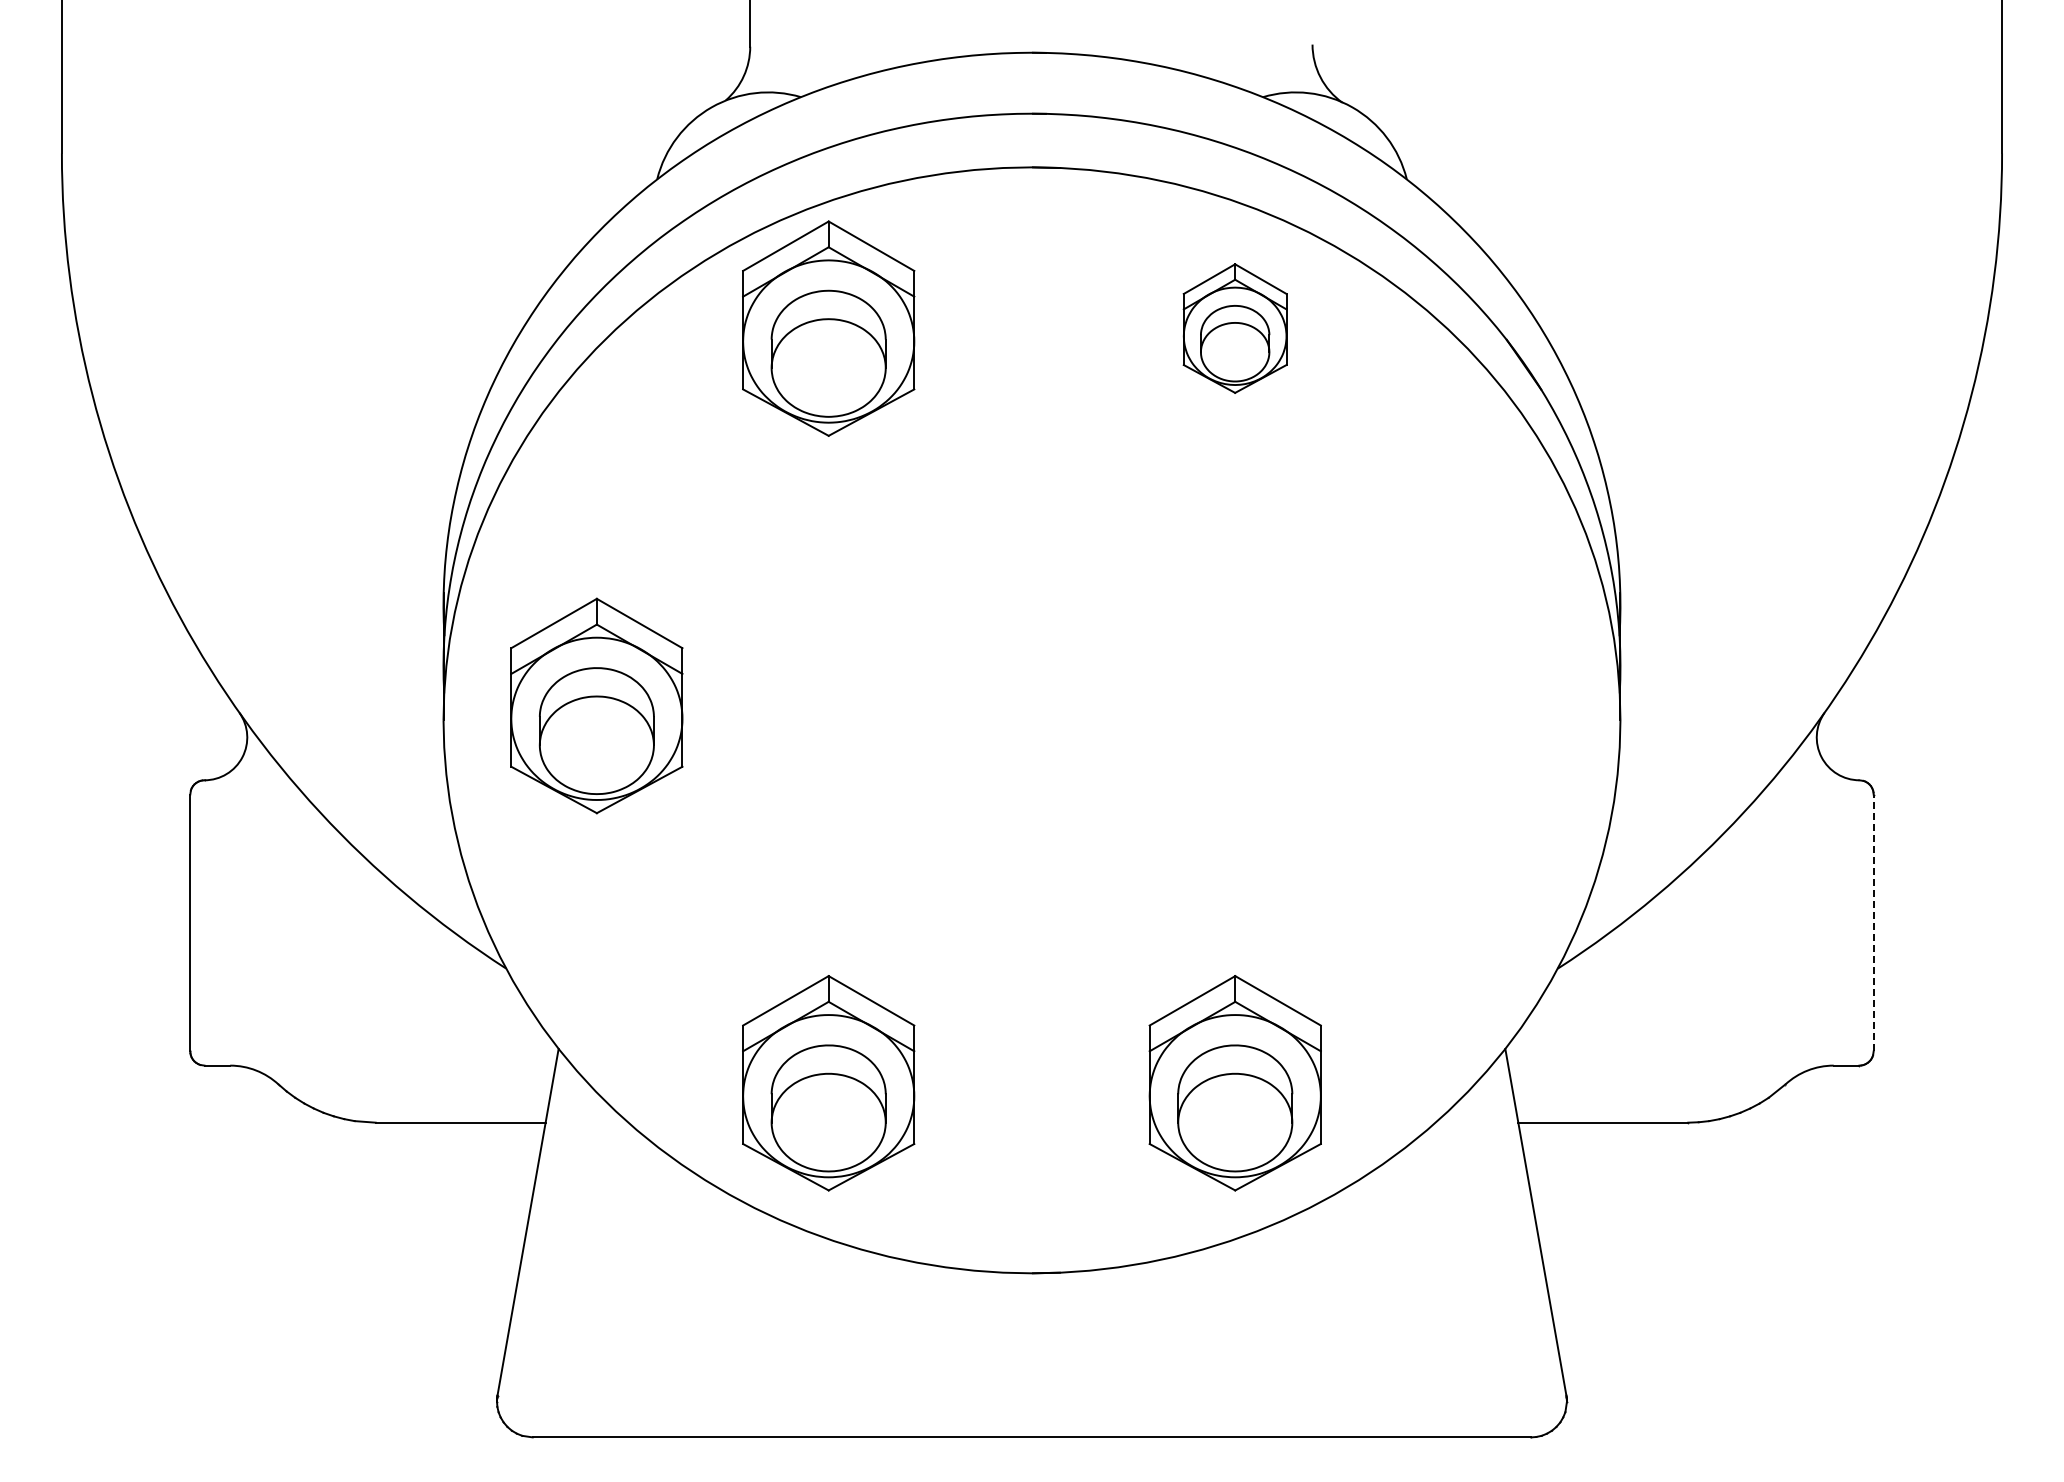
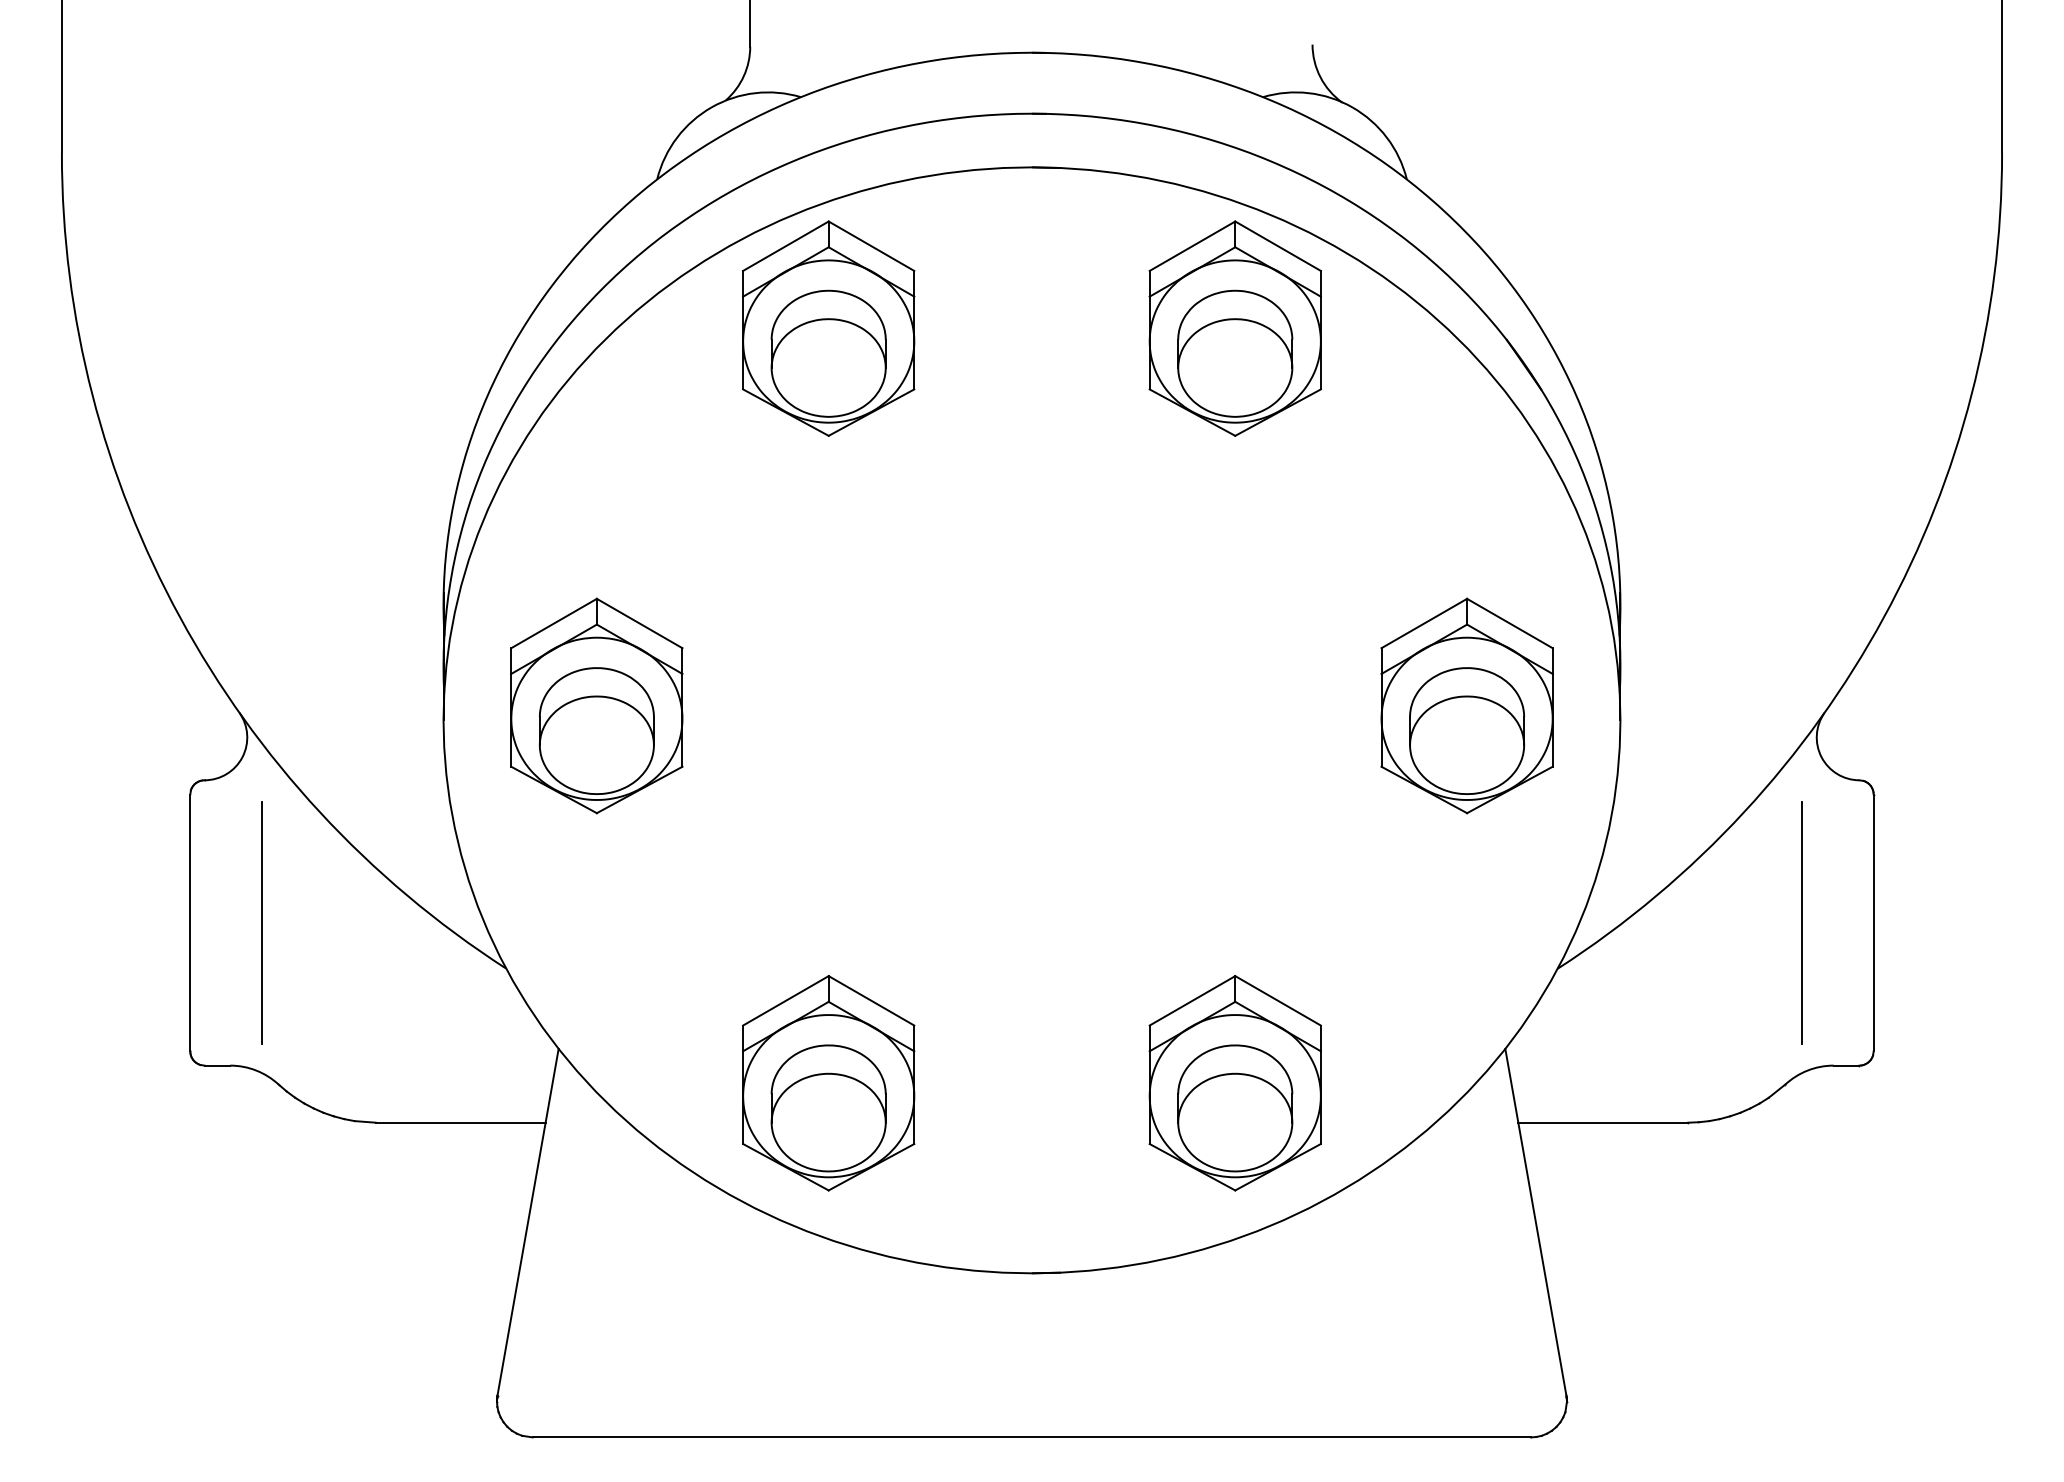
part size: 106x131 px -> 174x217 px (1234, 328)
part: none -> present (1466, 705)
line: none -> present (261, 922)
line: none -> present (1802, 922)
line: dashed -> solid (1873, 922)
